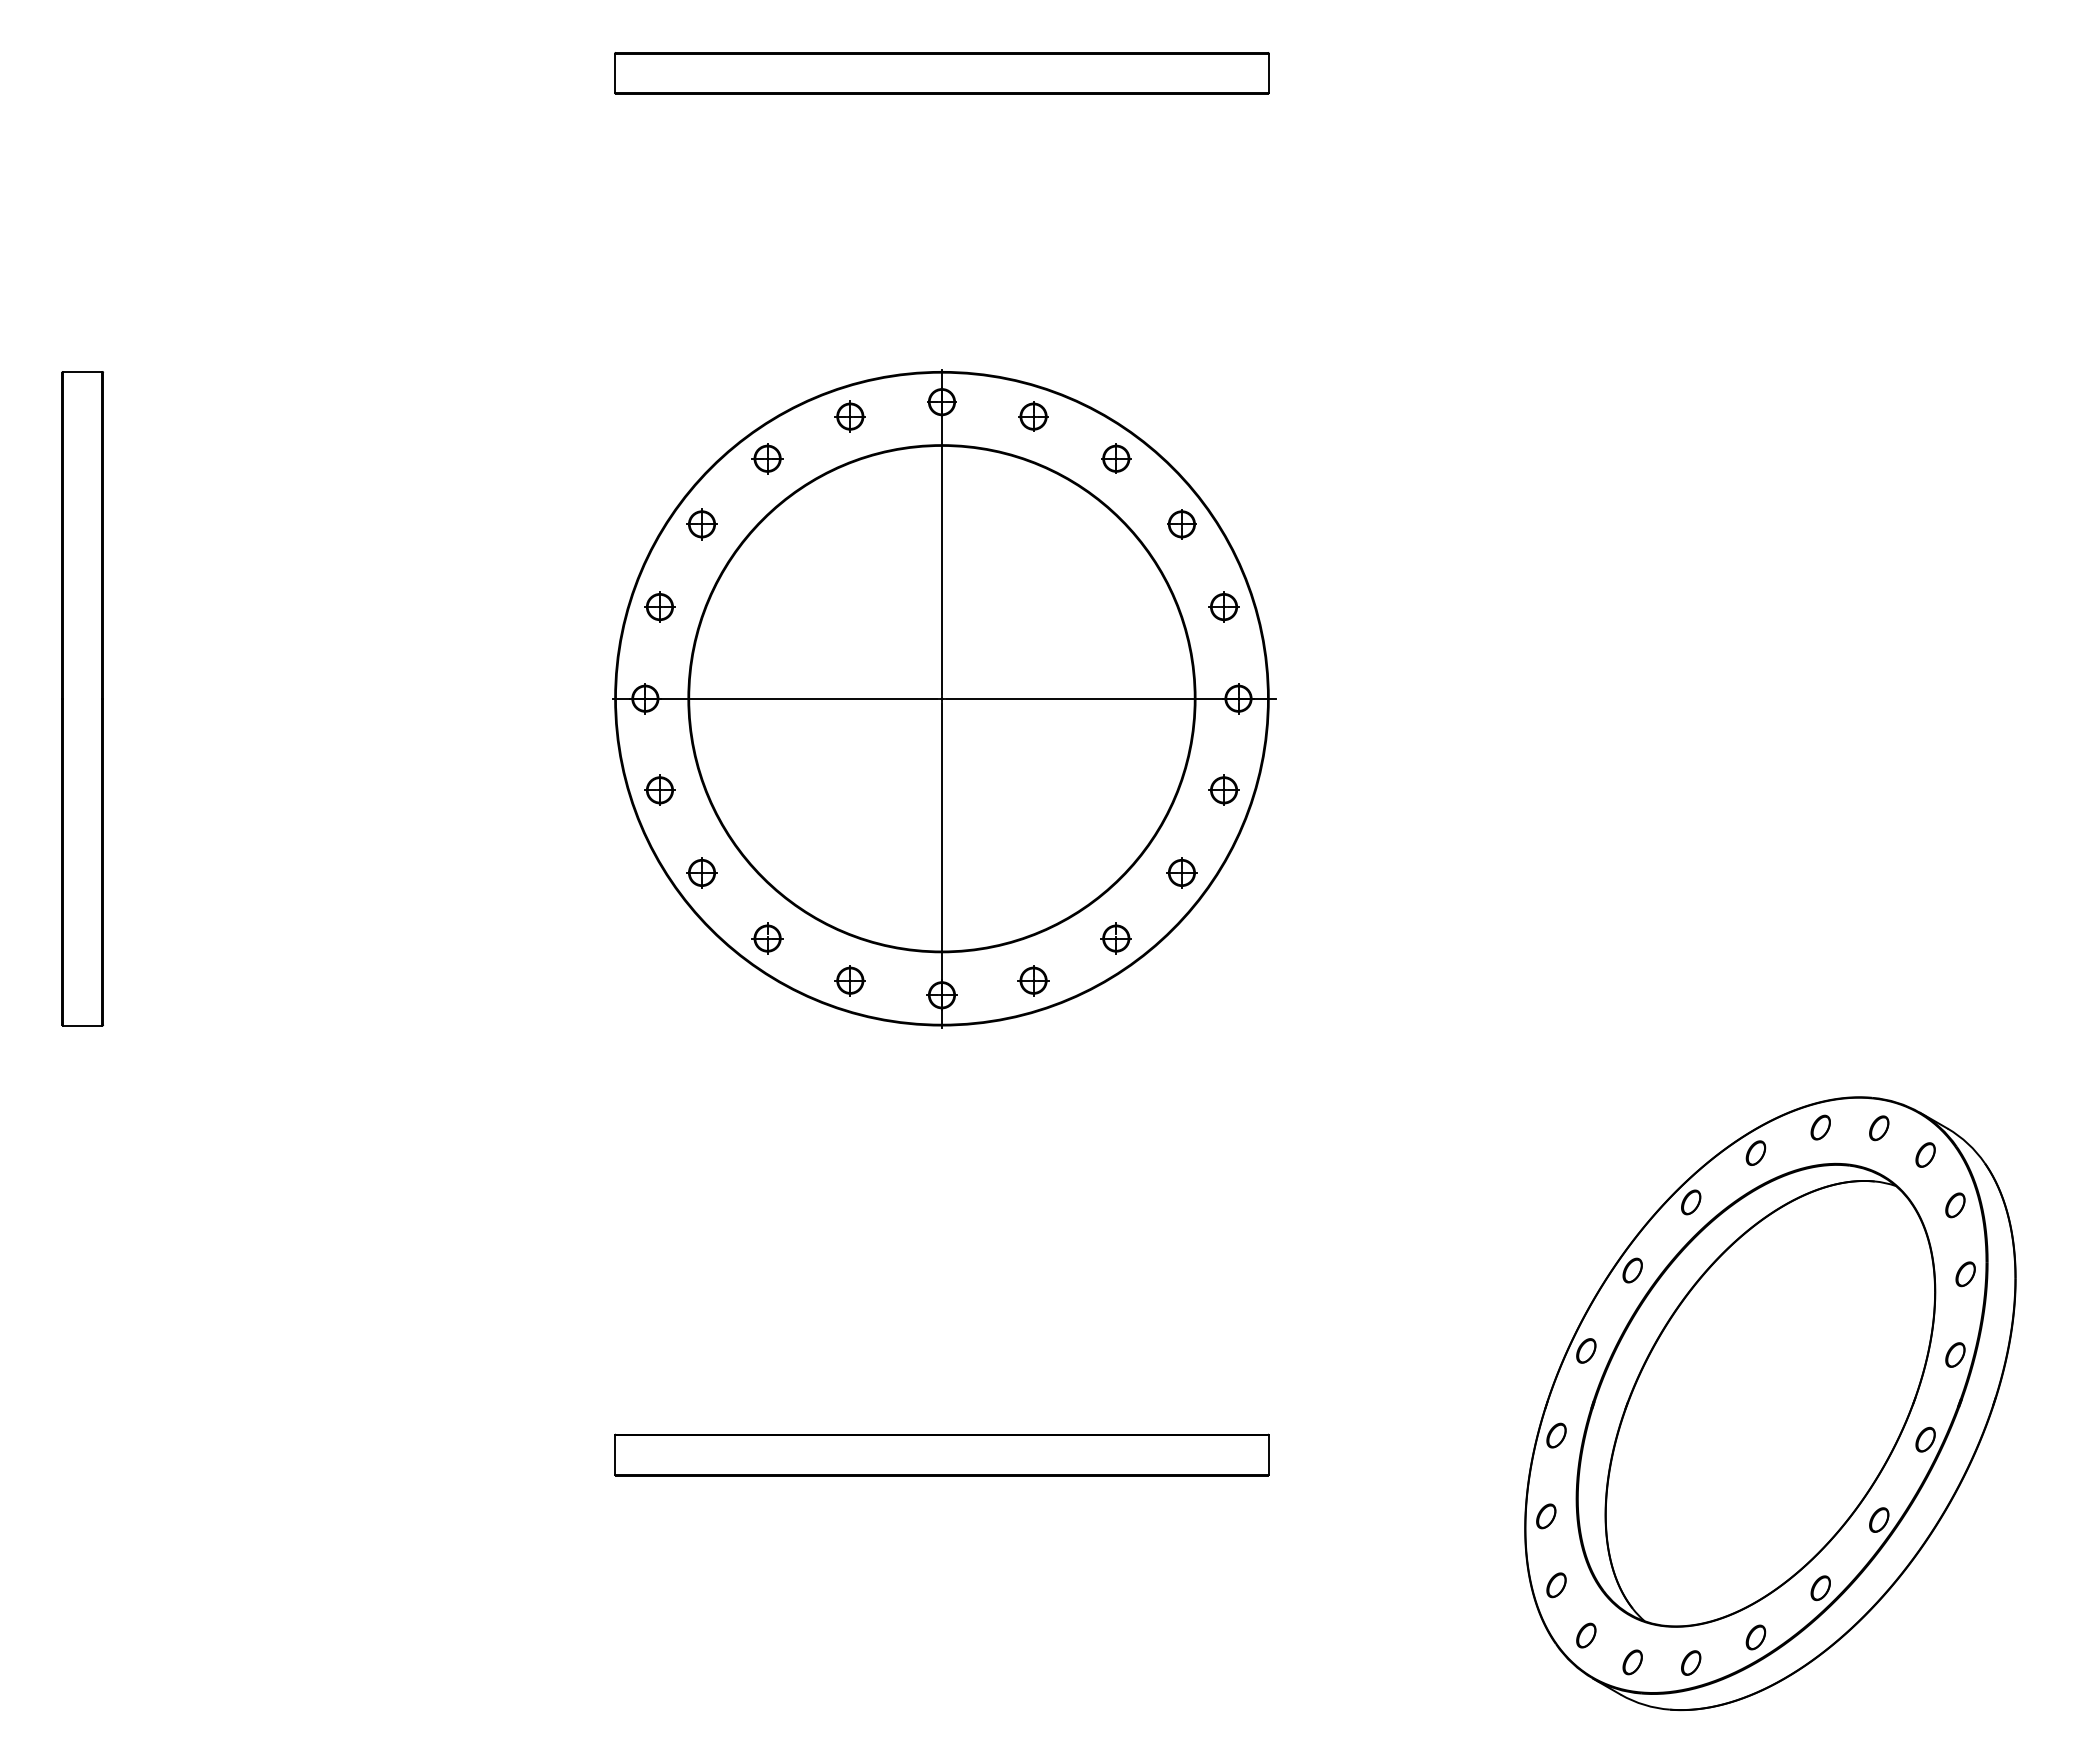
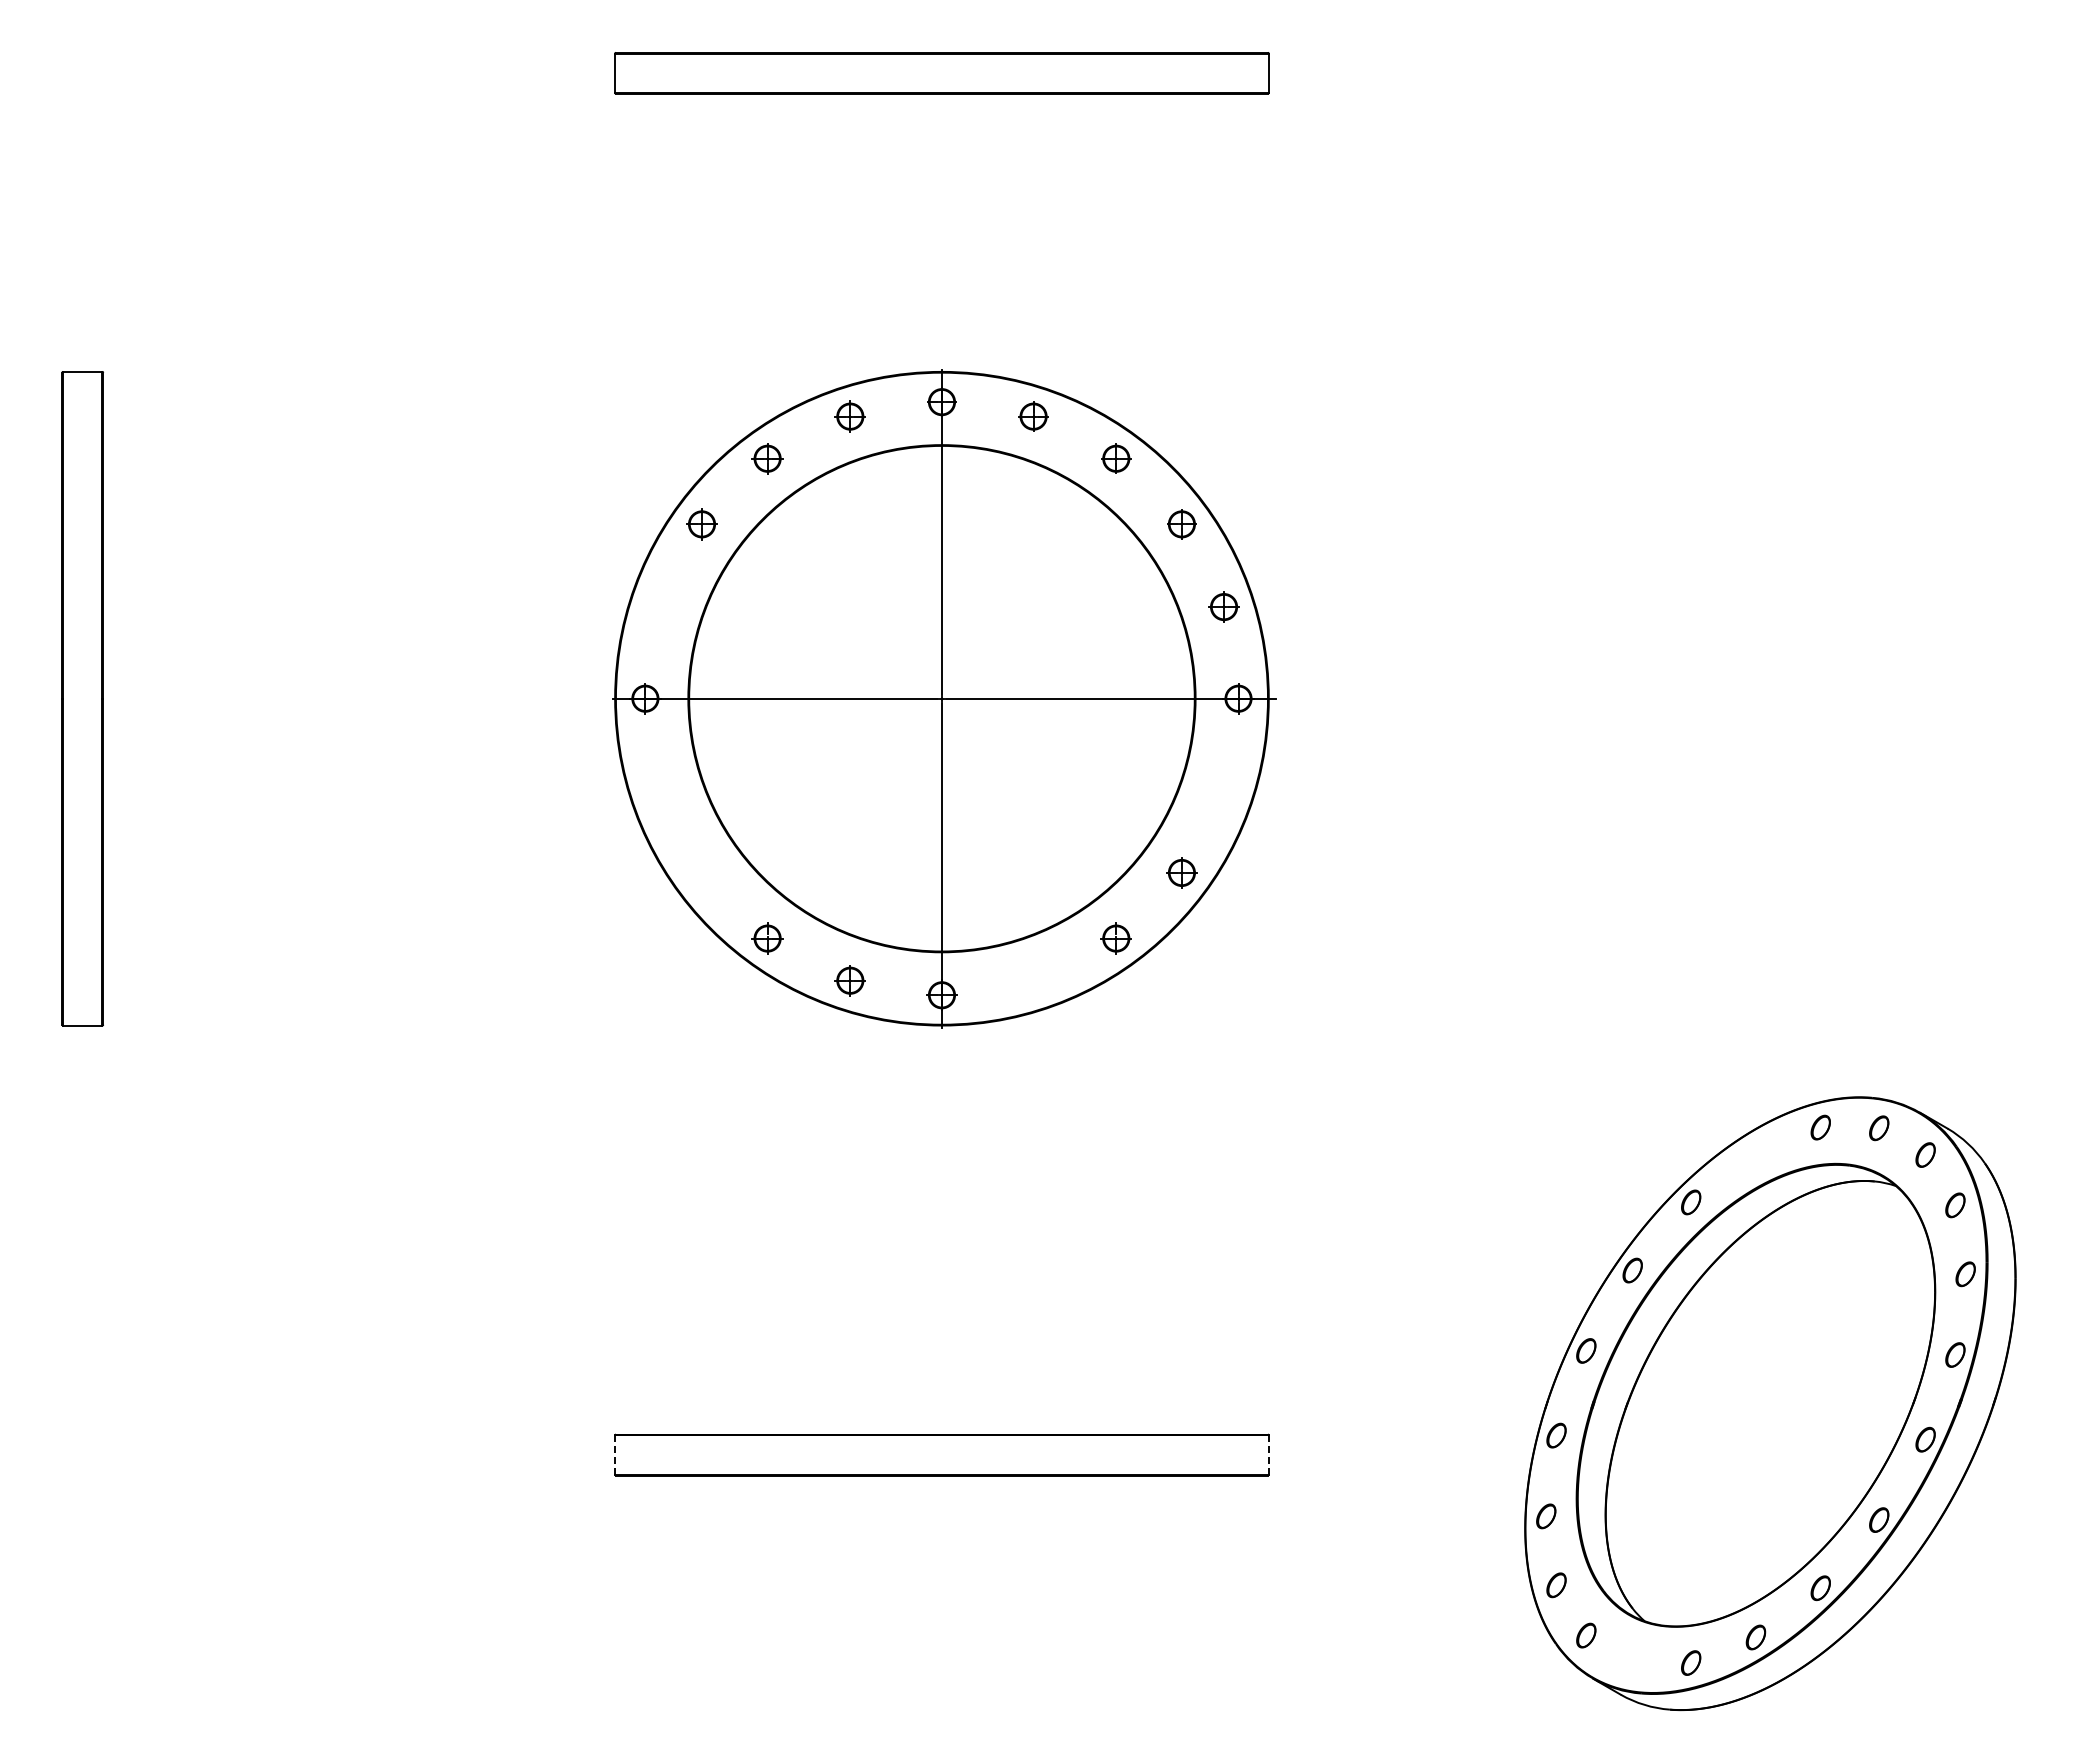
part: present -> none (659, 606)
part: present -> none (659, 789)
part: present -> none (1223, 789)
part: present -> none (701, 872)
part: present -> none (1033, 980)
part: present -> none (1755, 1152)
line: solid -> dashed (615, 1455)
line: solid -> dashed (1268, 1455)
part: present -> none (1632, 1662)
